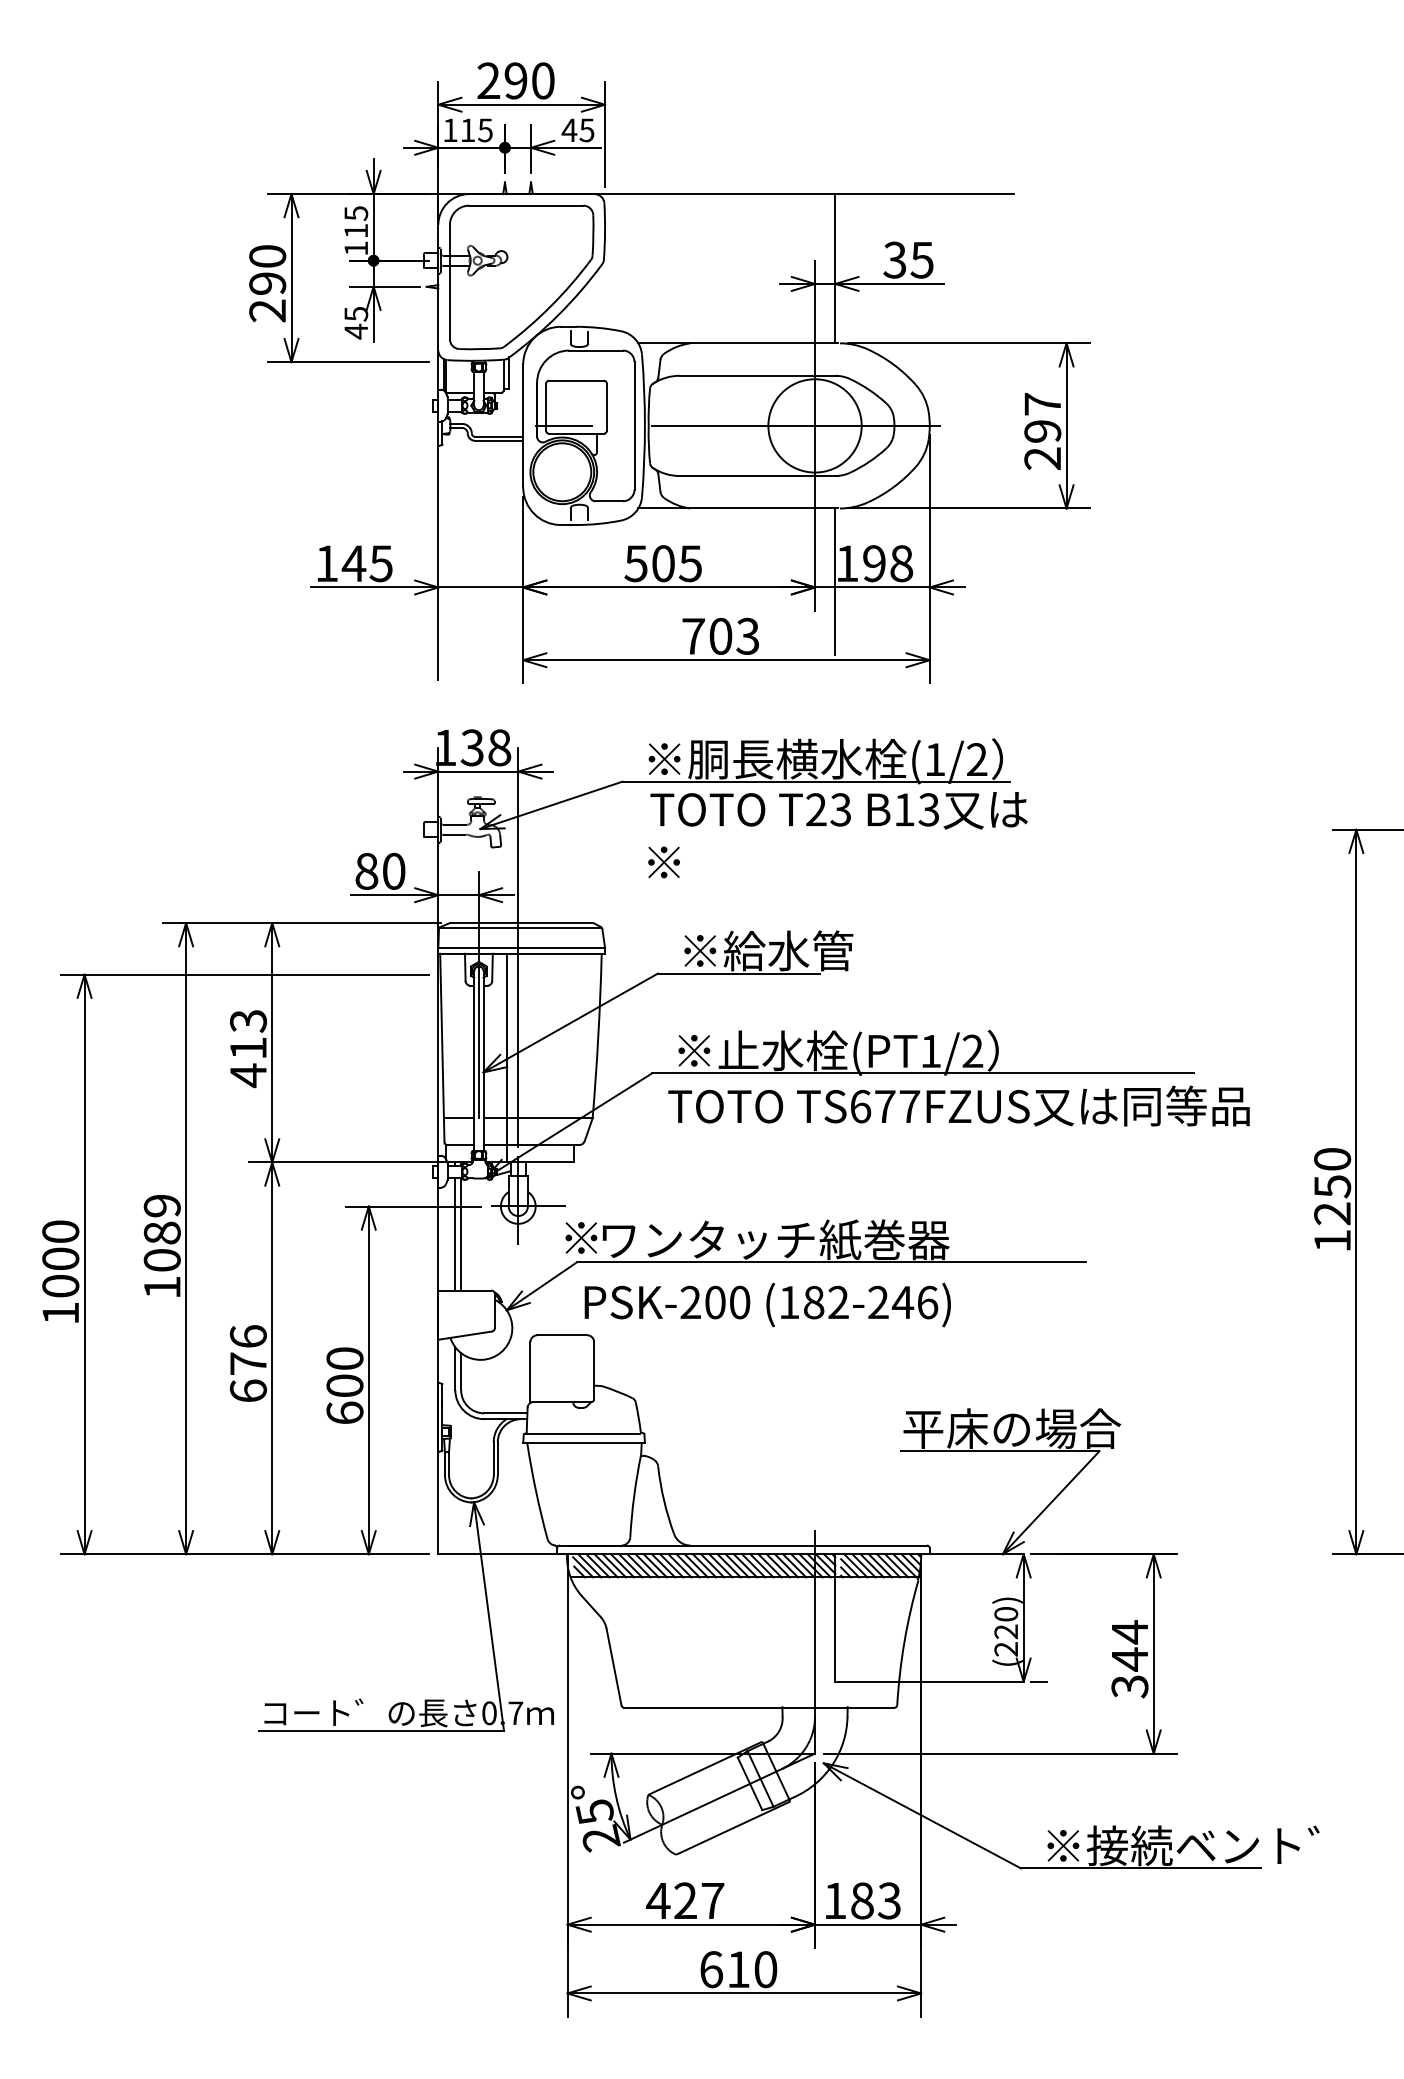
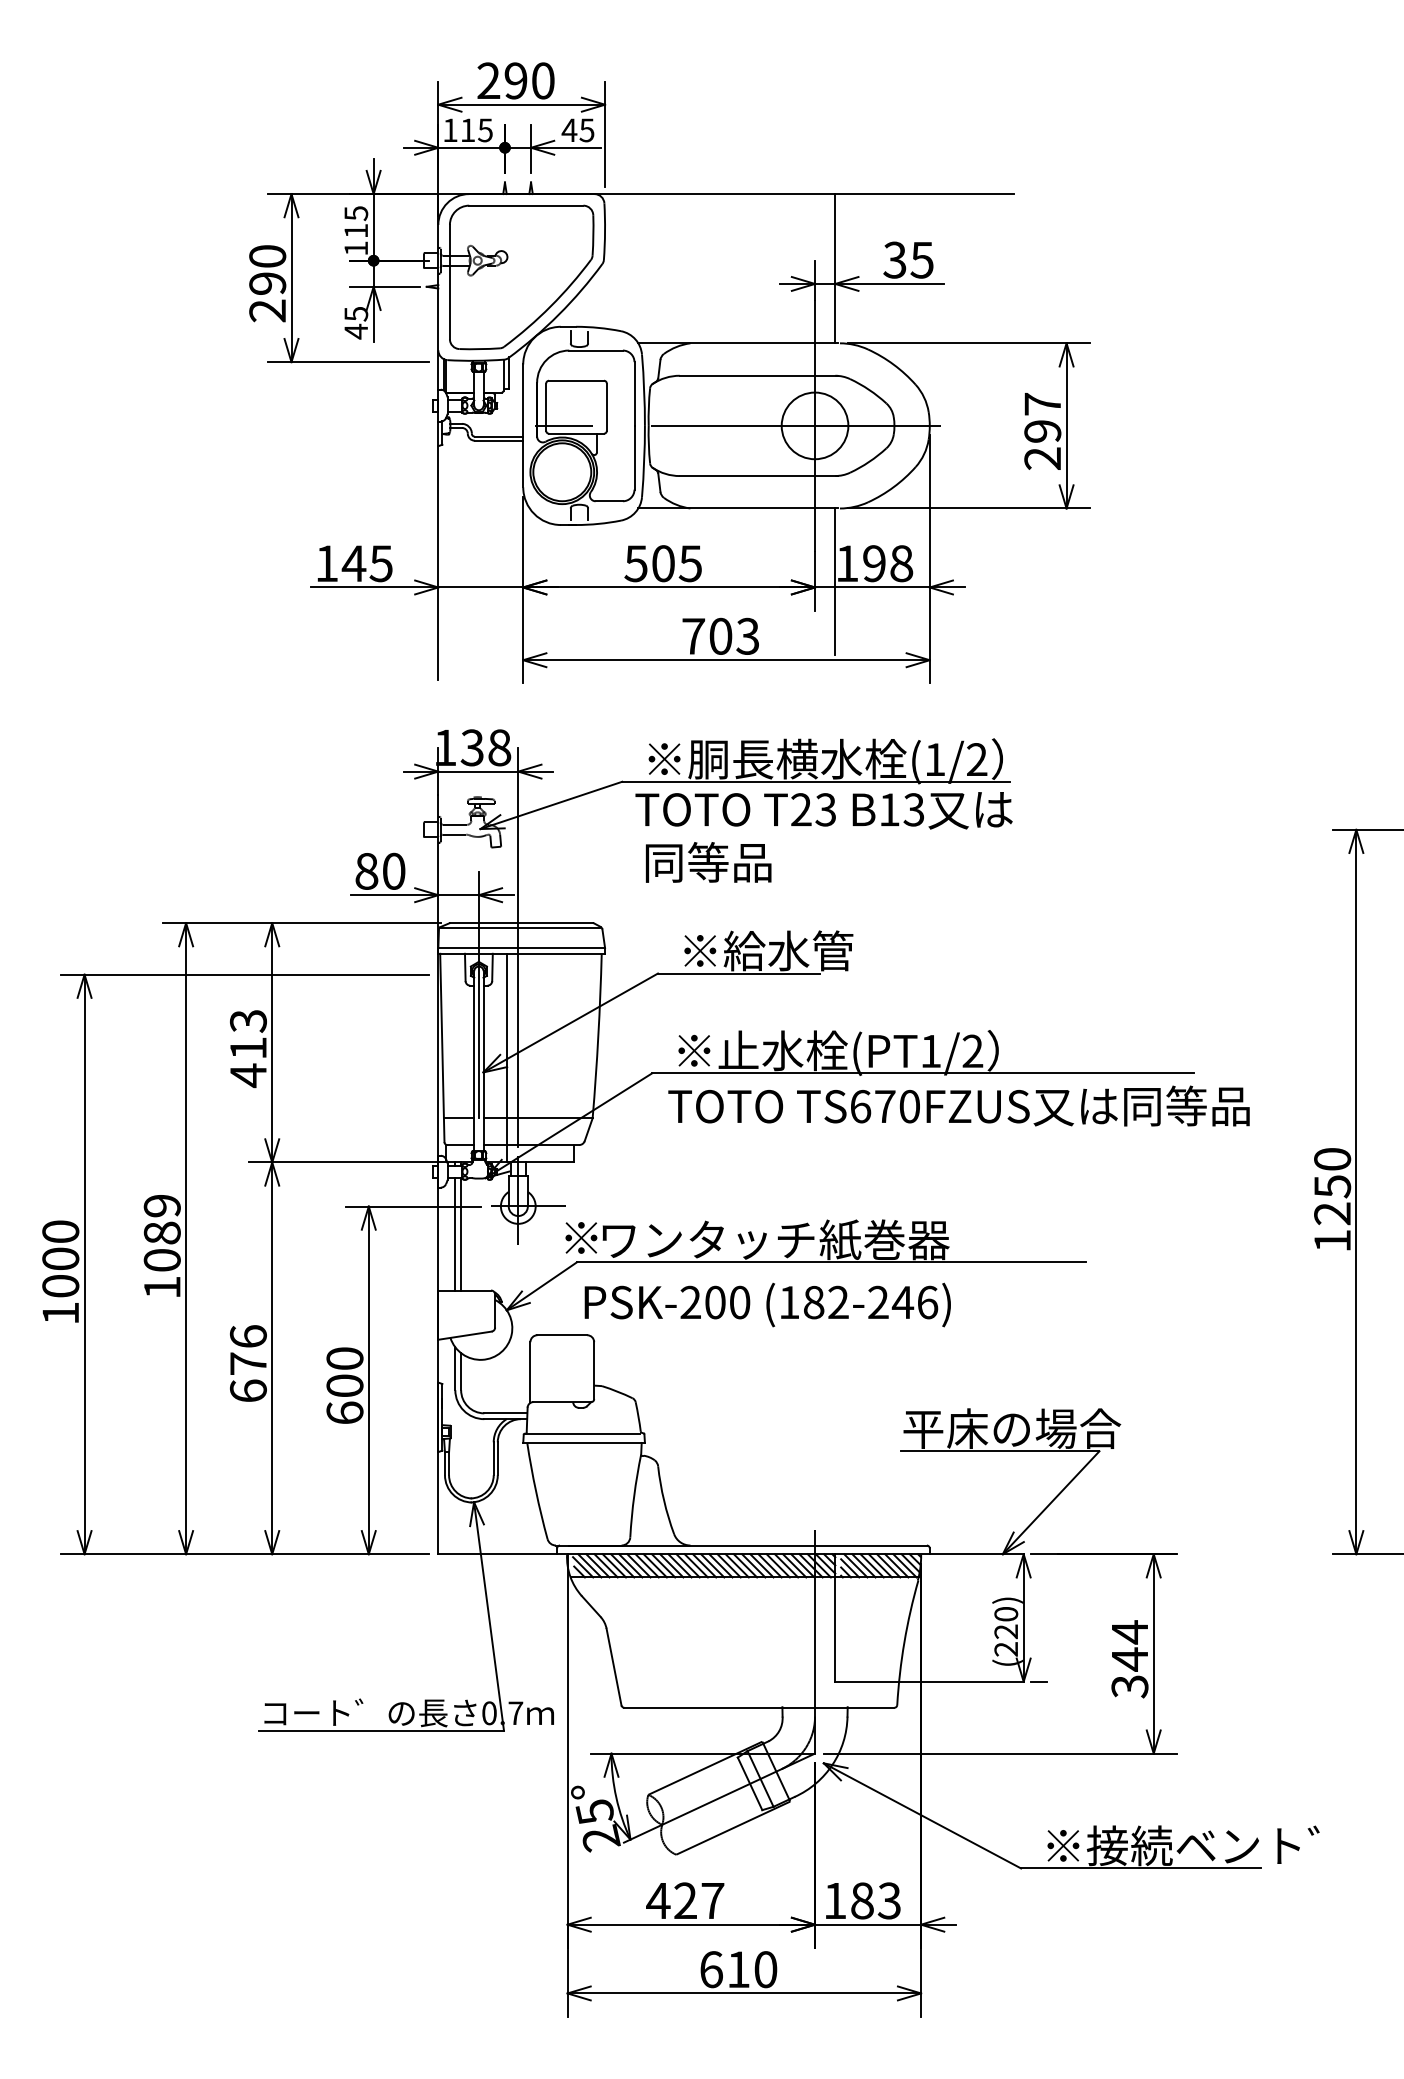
circle diameter: 93 px -> 67 px (814, 425)
text position: (838, 810) -> (823, 810) (823, 810)
text: ※ -> 同等品 (708, 862)
text: TS677FZUS -> TS670FZUS (909, 1106)
